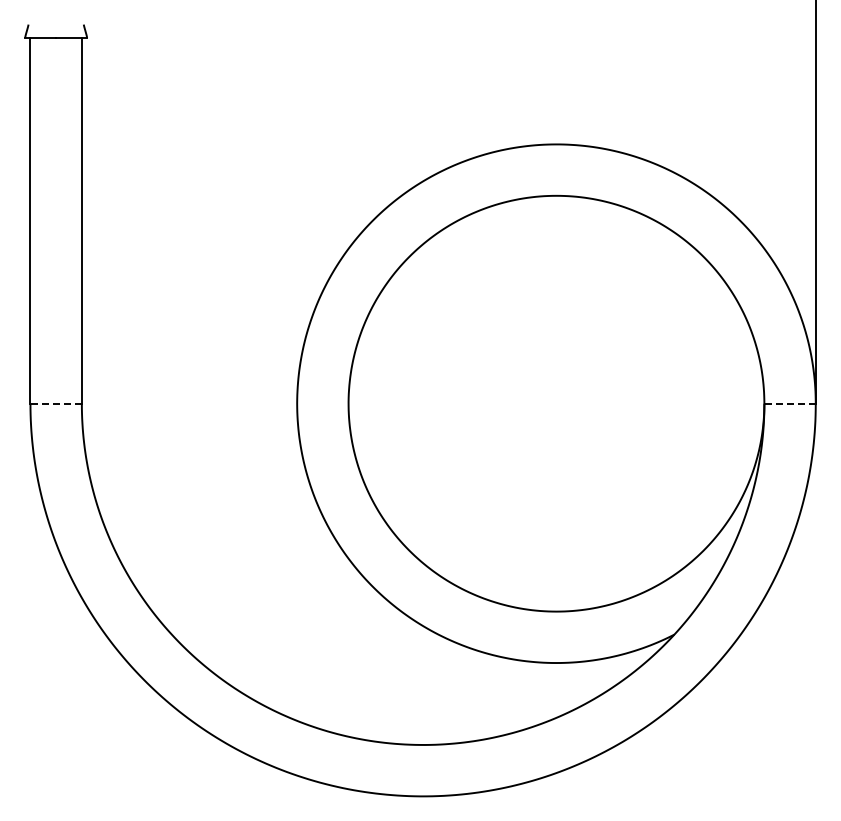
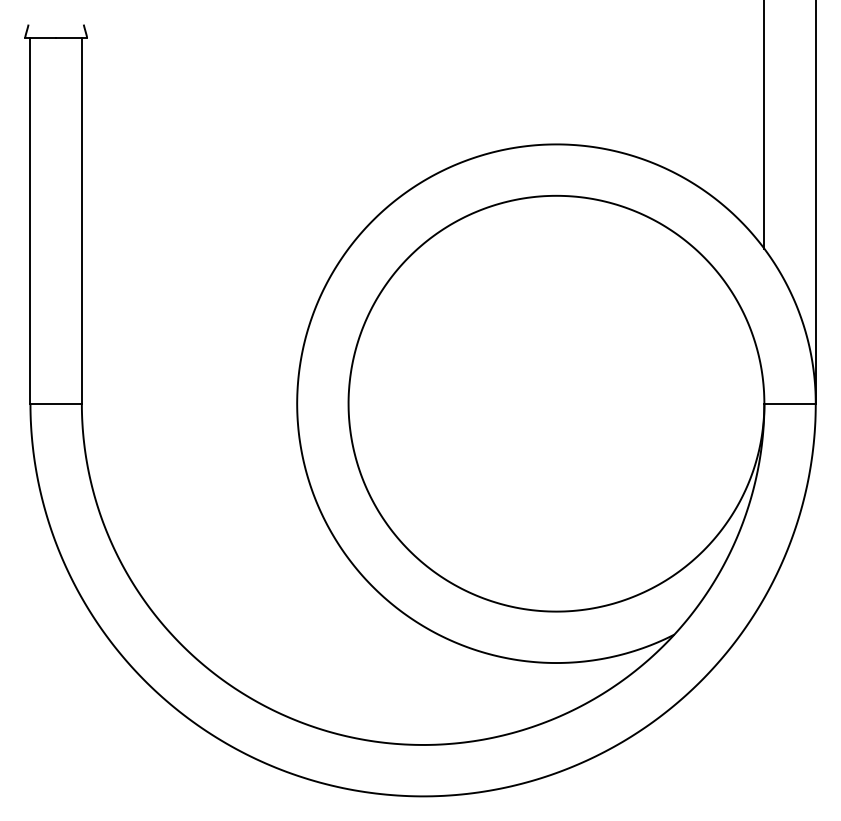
line: none -> present (764, 125)
line: dashed -> solid (56, 403)
line: dashed -> solid (790, 403)
